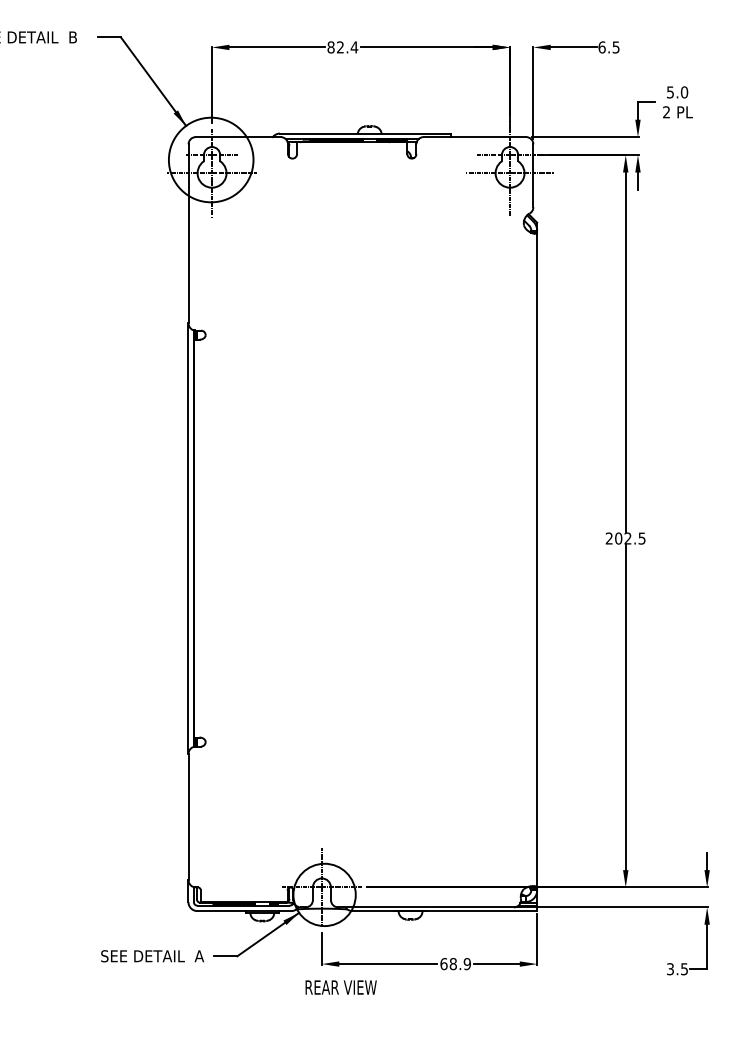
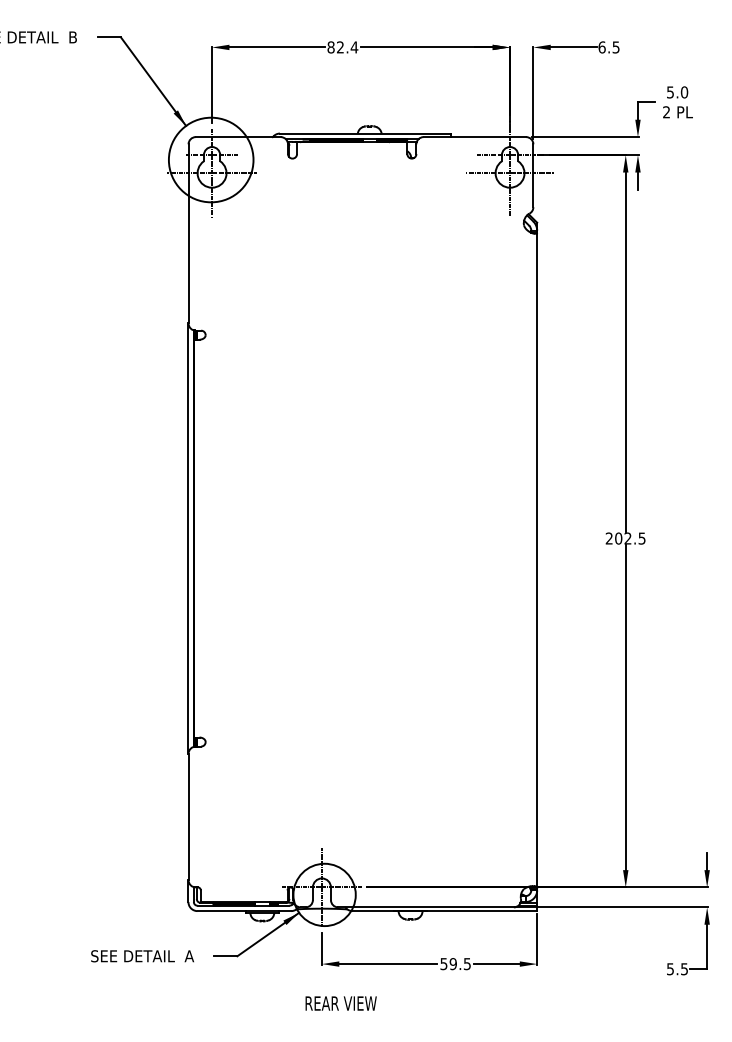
text position: (152, 956) -> (142, 956) (142, 956)
text: 68.9 -> 59.5 (455, 964)
text: 3.5 -> 5.5 (670, 968)
text position: (340, 987) -> (340, 1003) (340, 1003)
